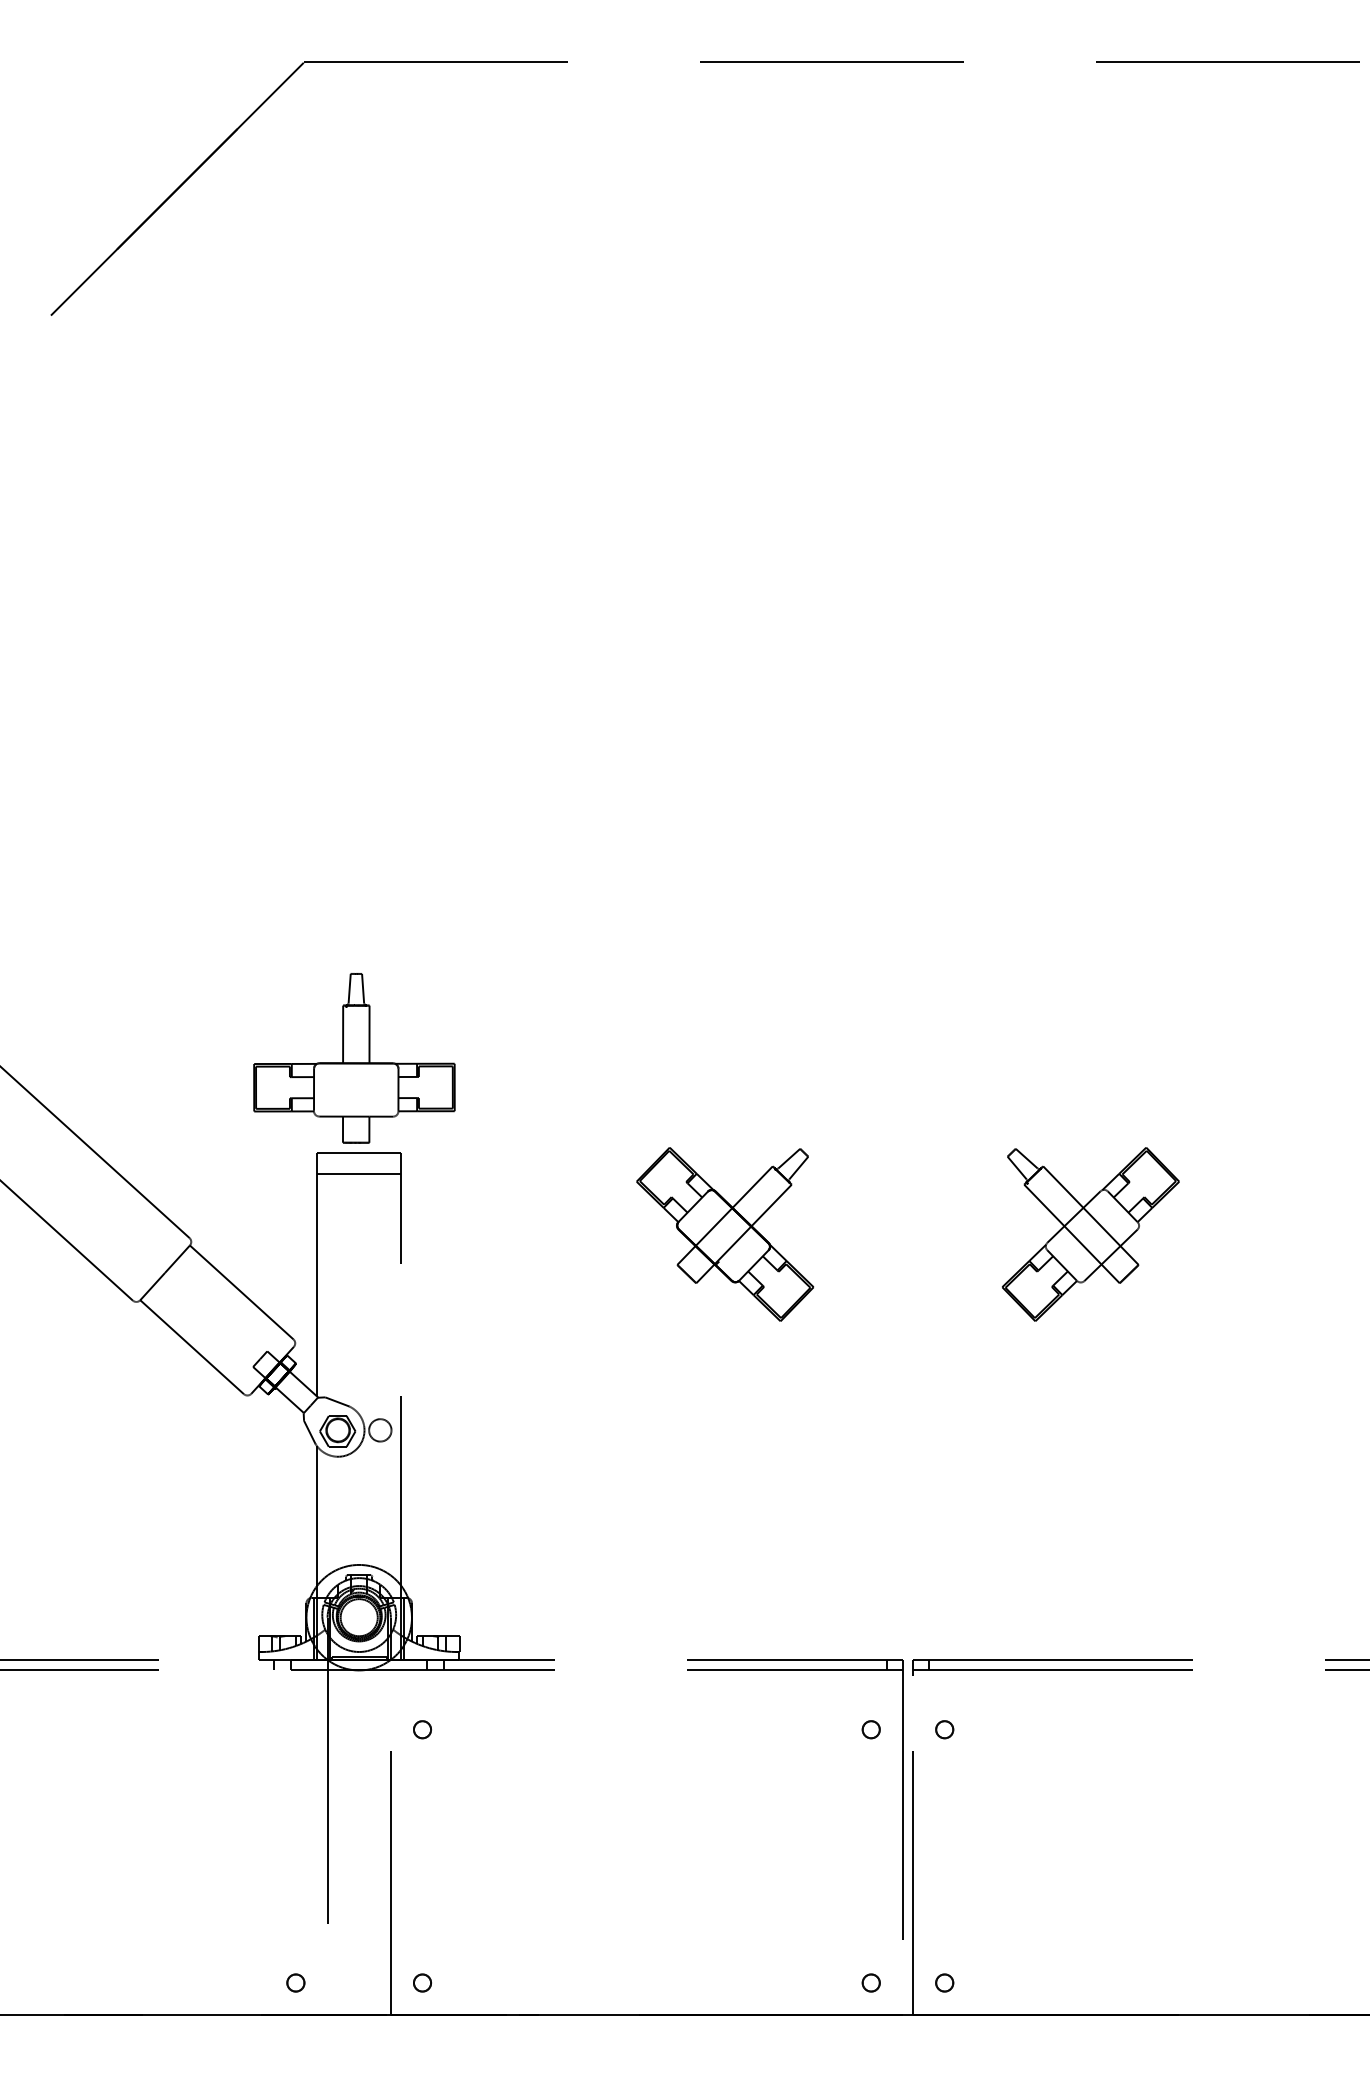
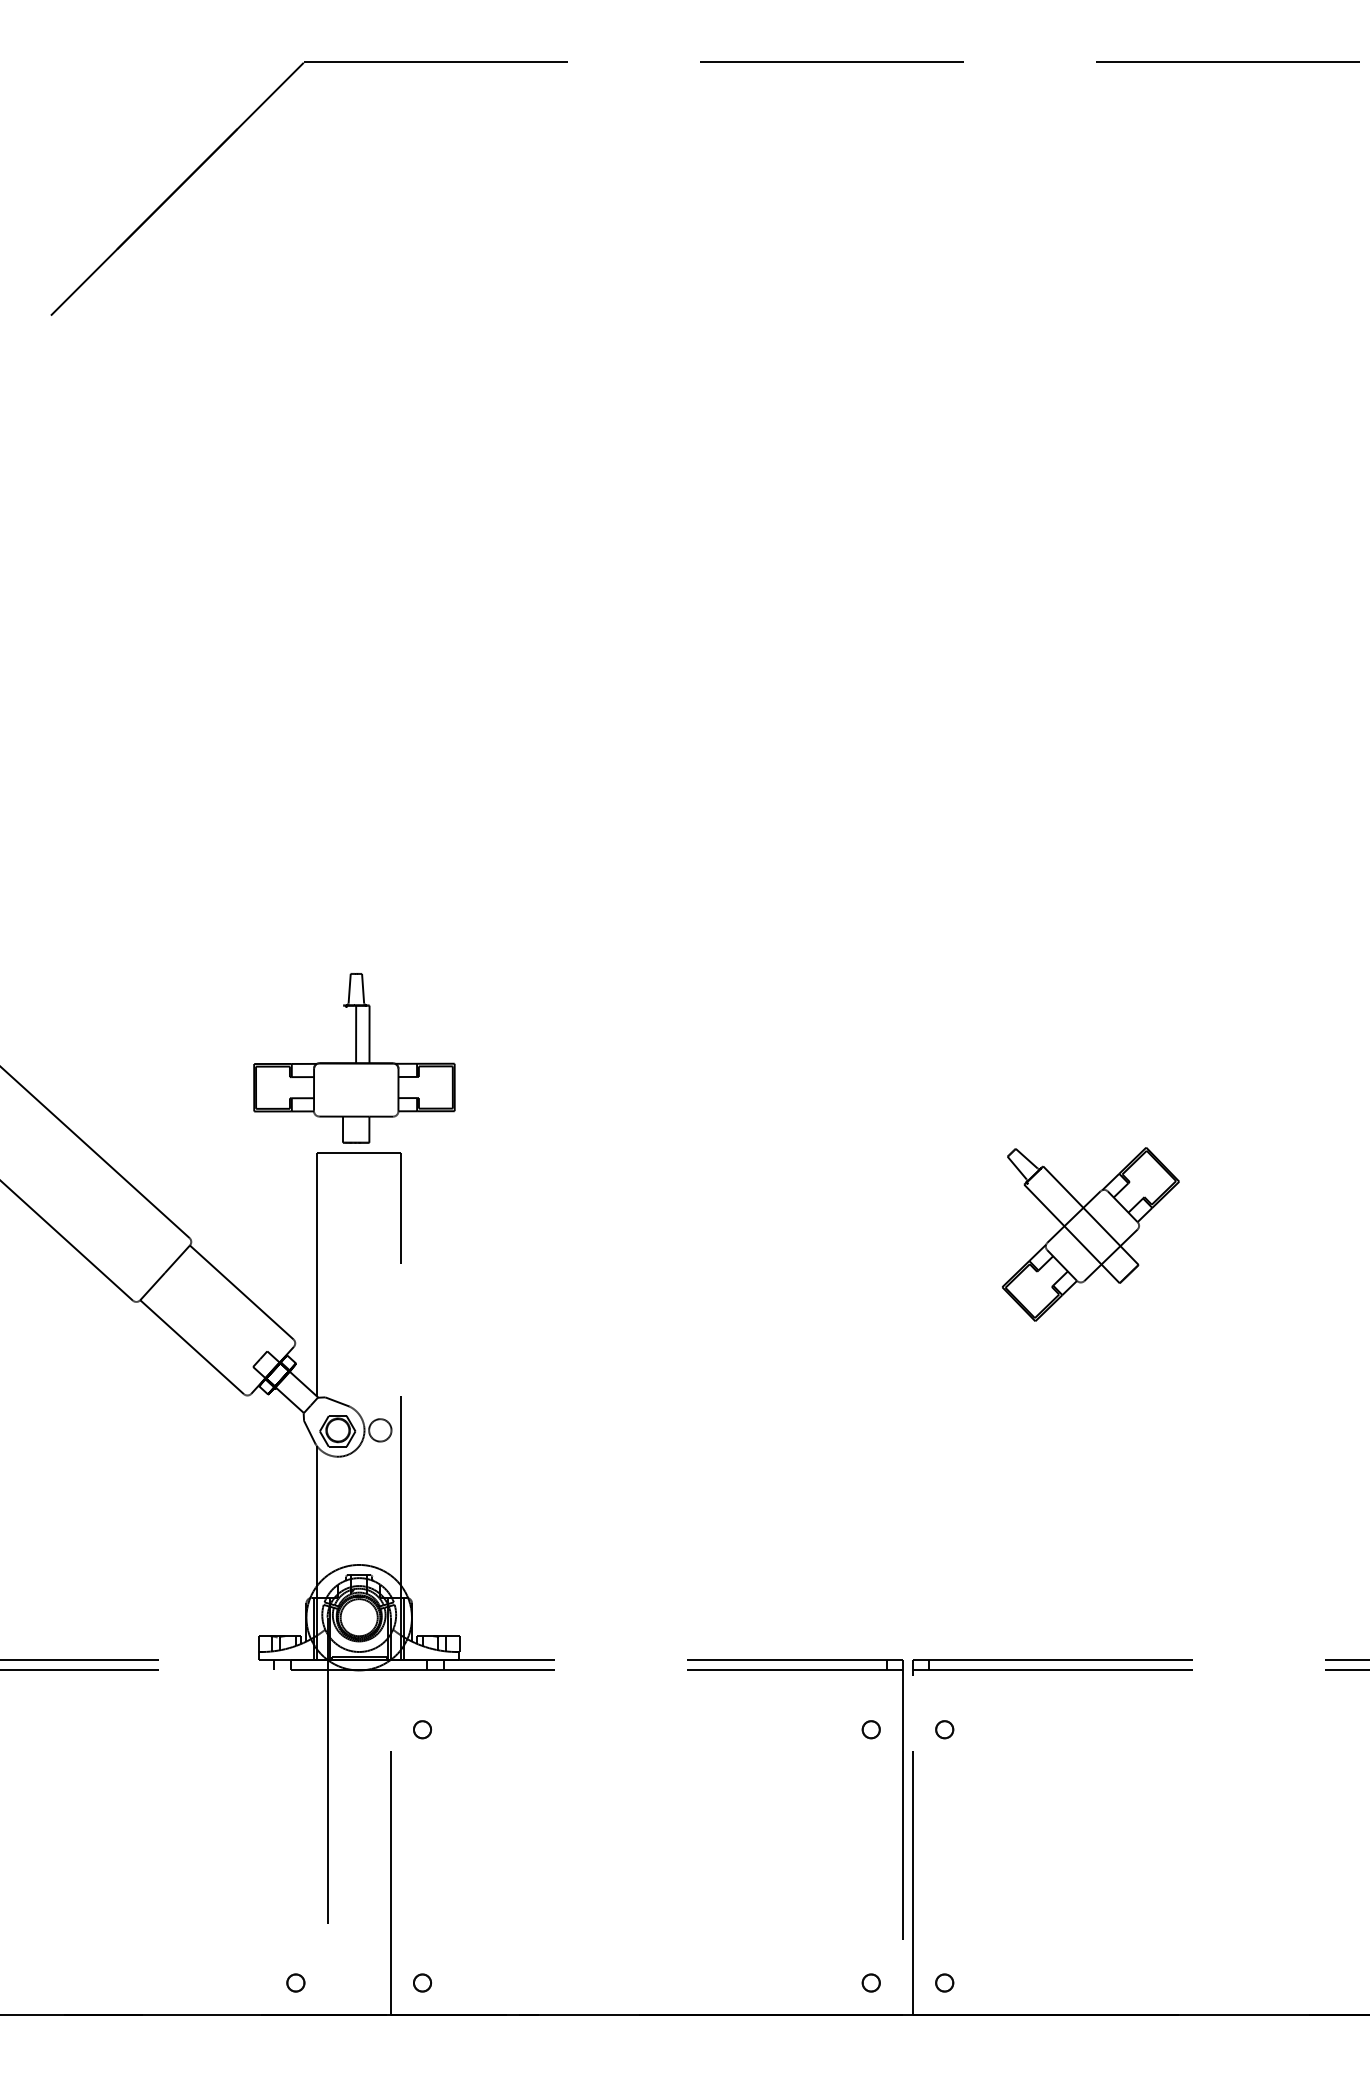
line position: (343, 1034) -> (356, 1034) (356, 1034)
line: present -> none (359, 1174)
part: present -> none (725, 1234)
